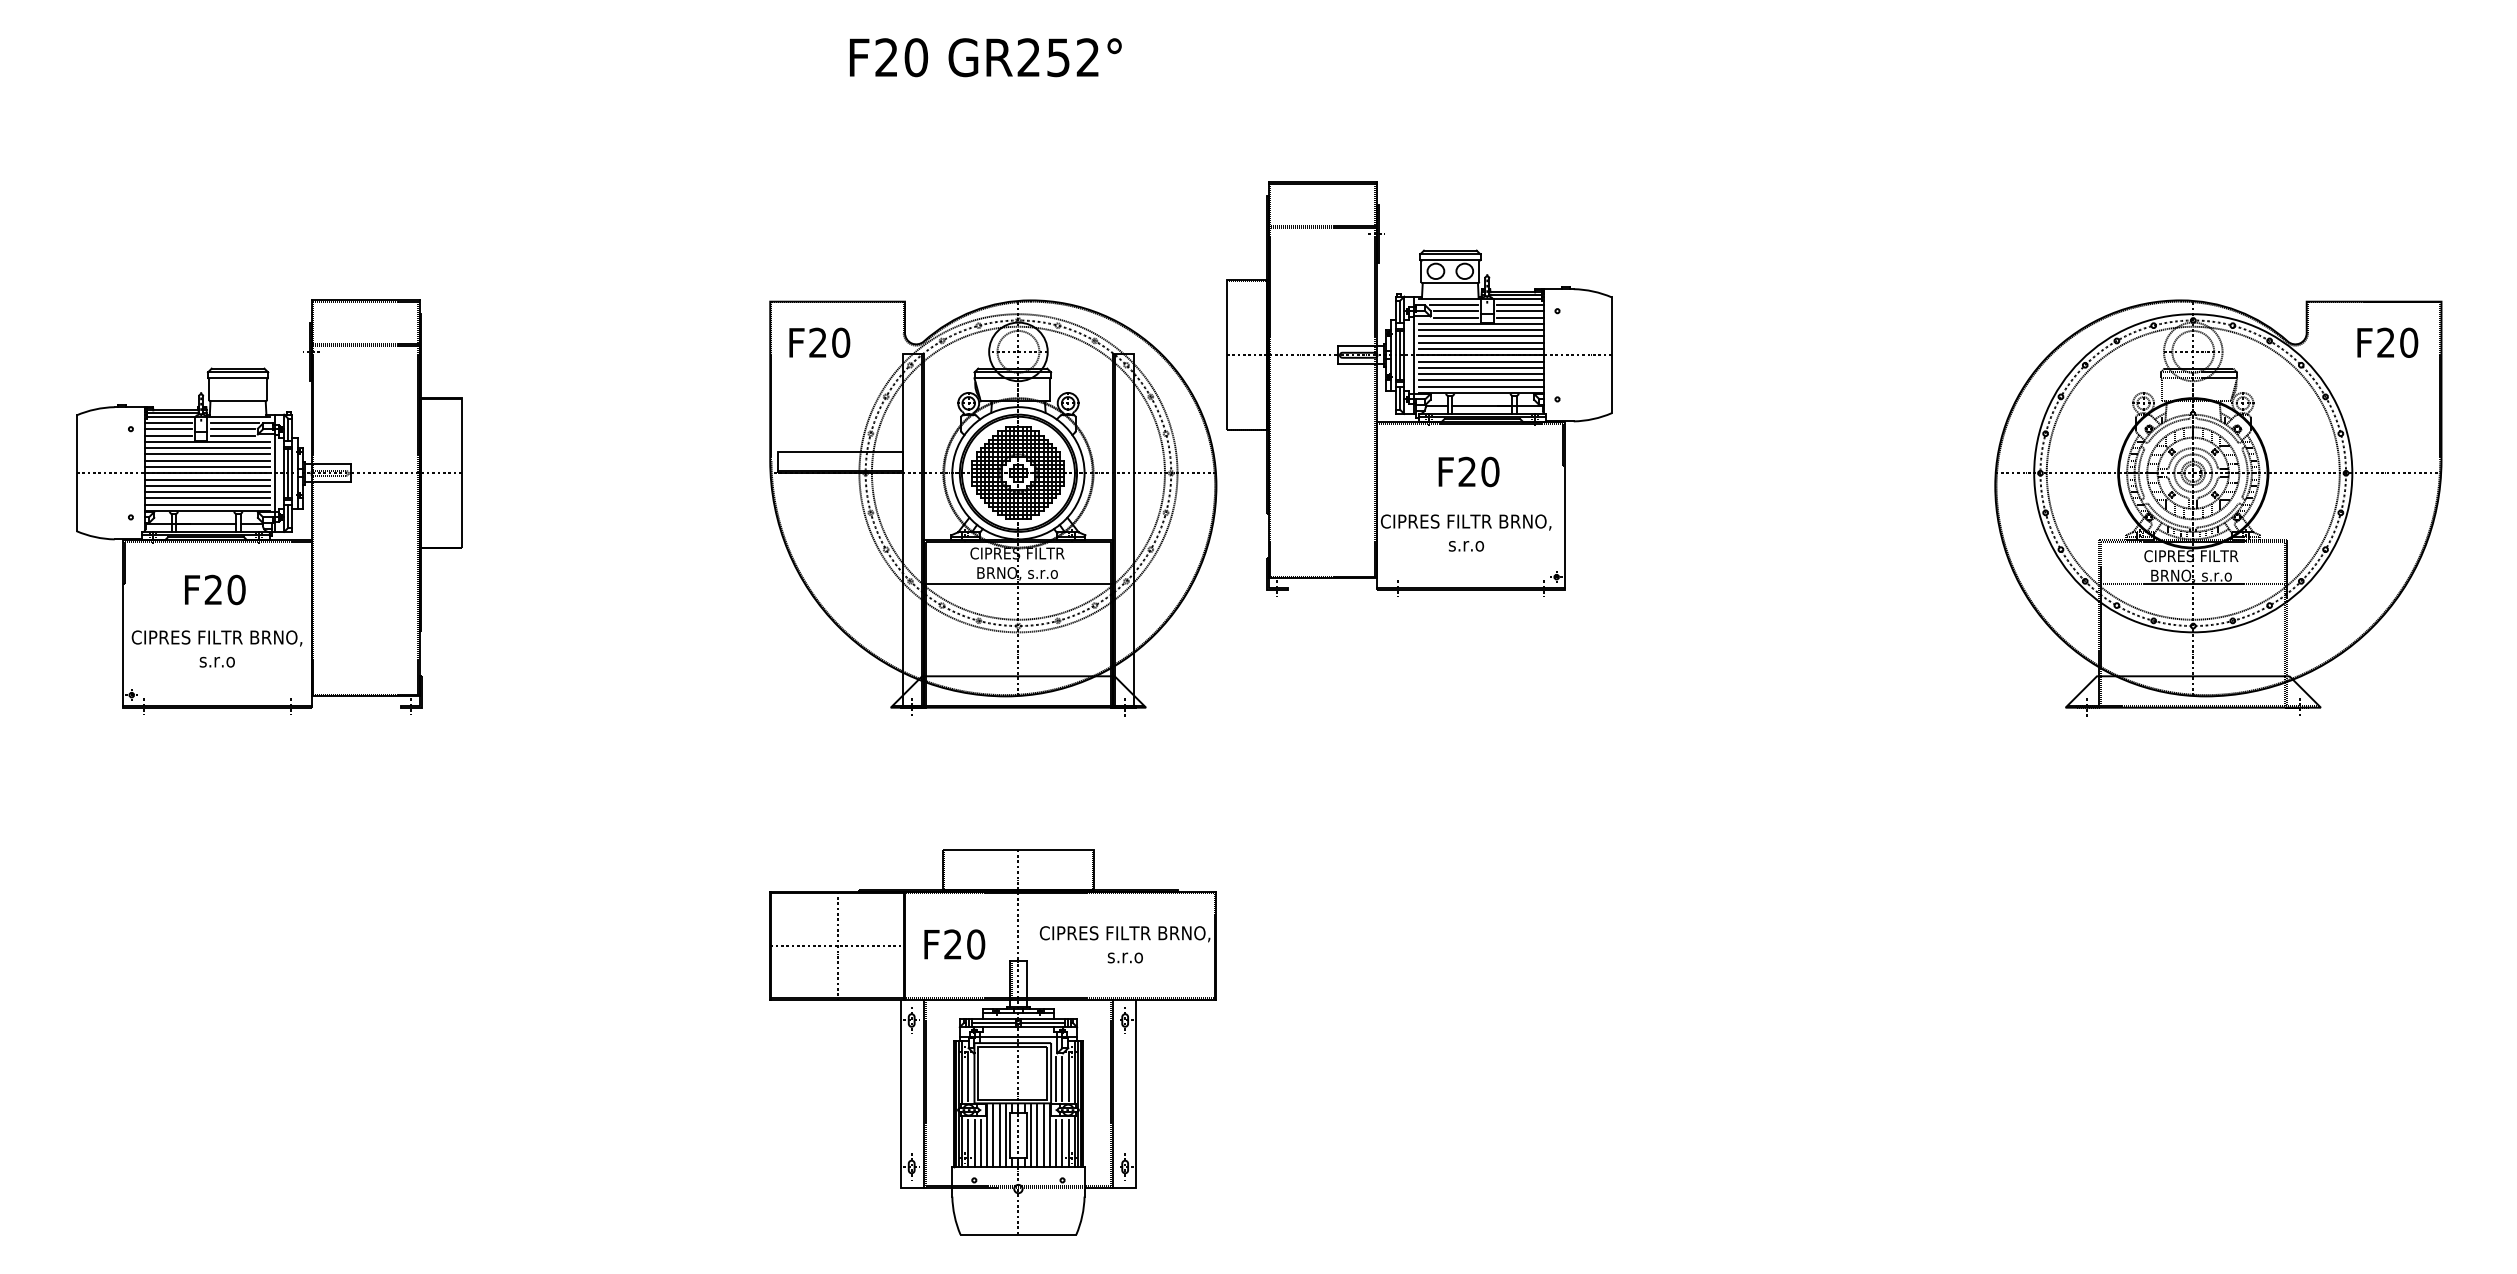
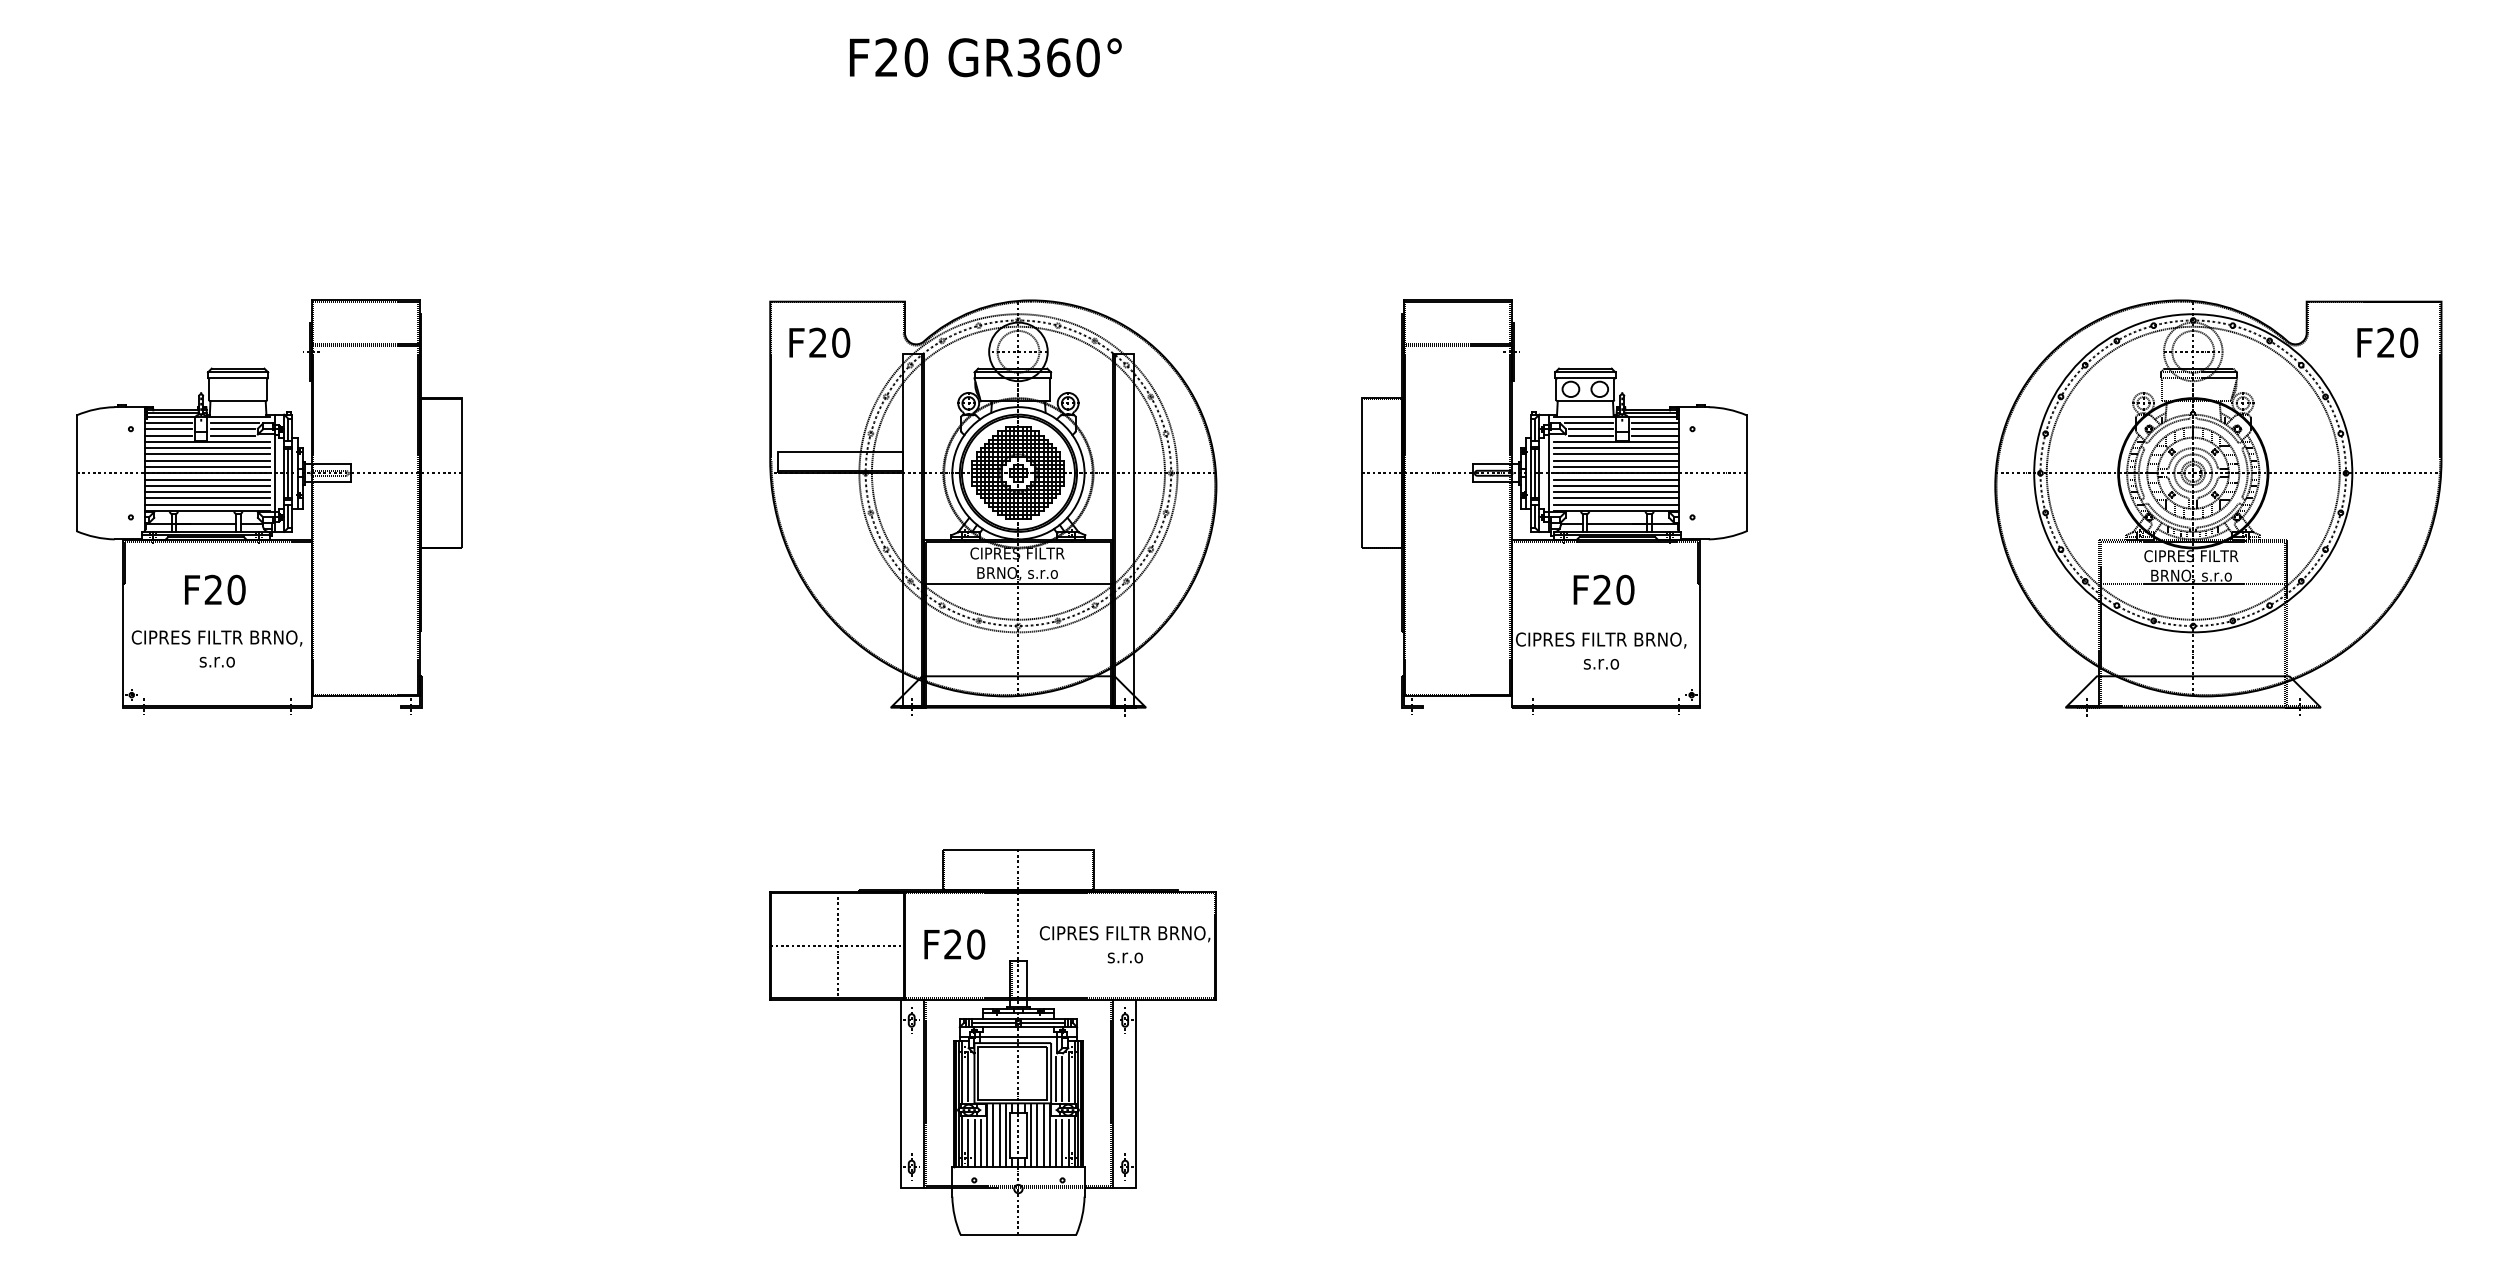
text: GR252° -> GR360° (1058, 57)
part position: (1419, 388) -> (1554, 506) (1554, 506)
